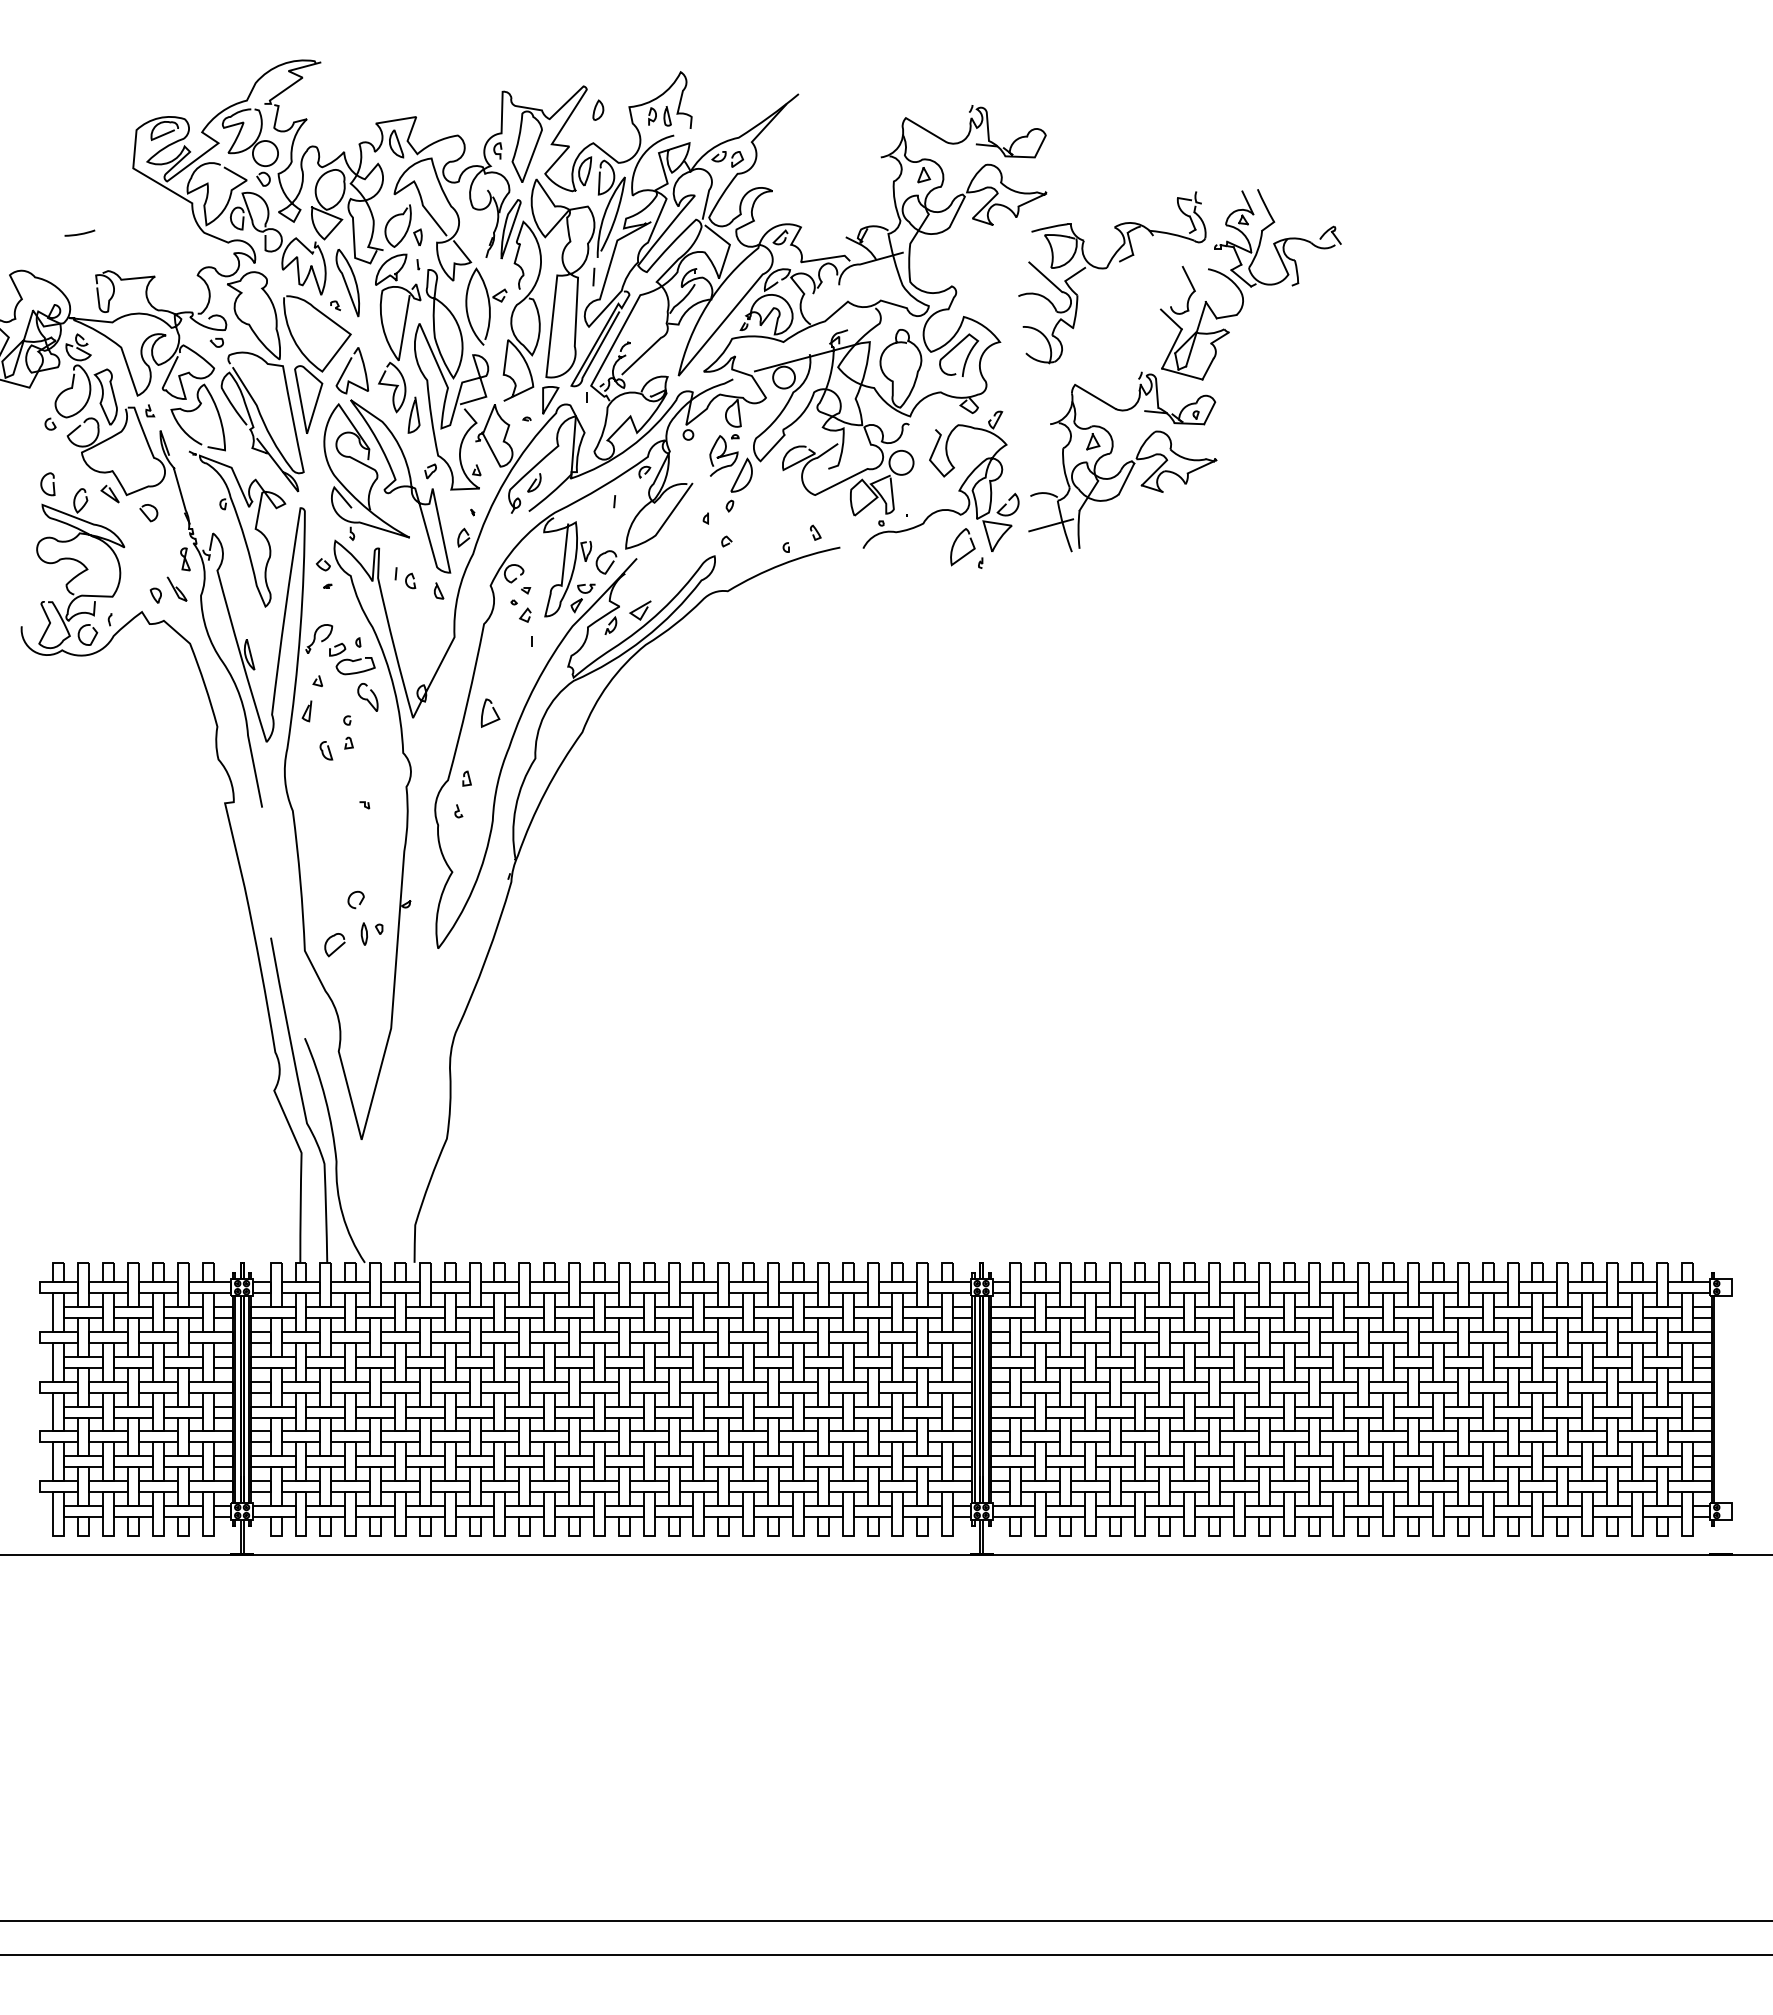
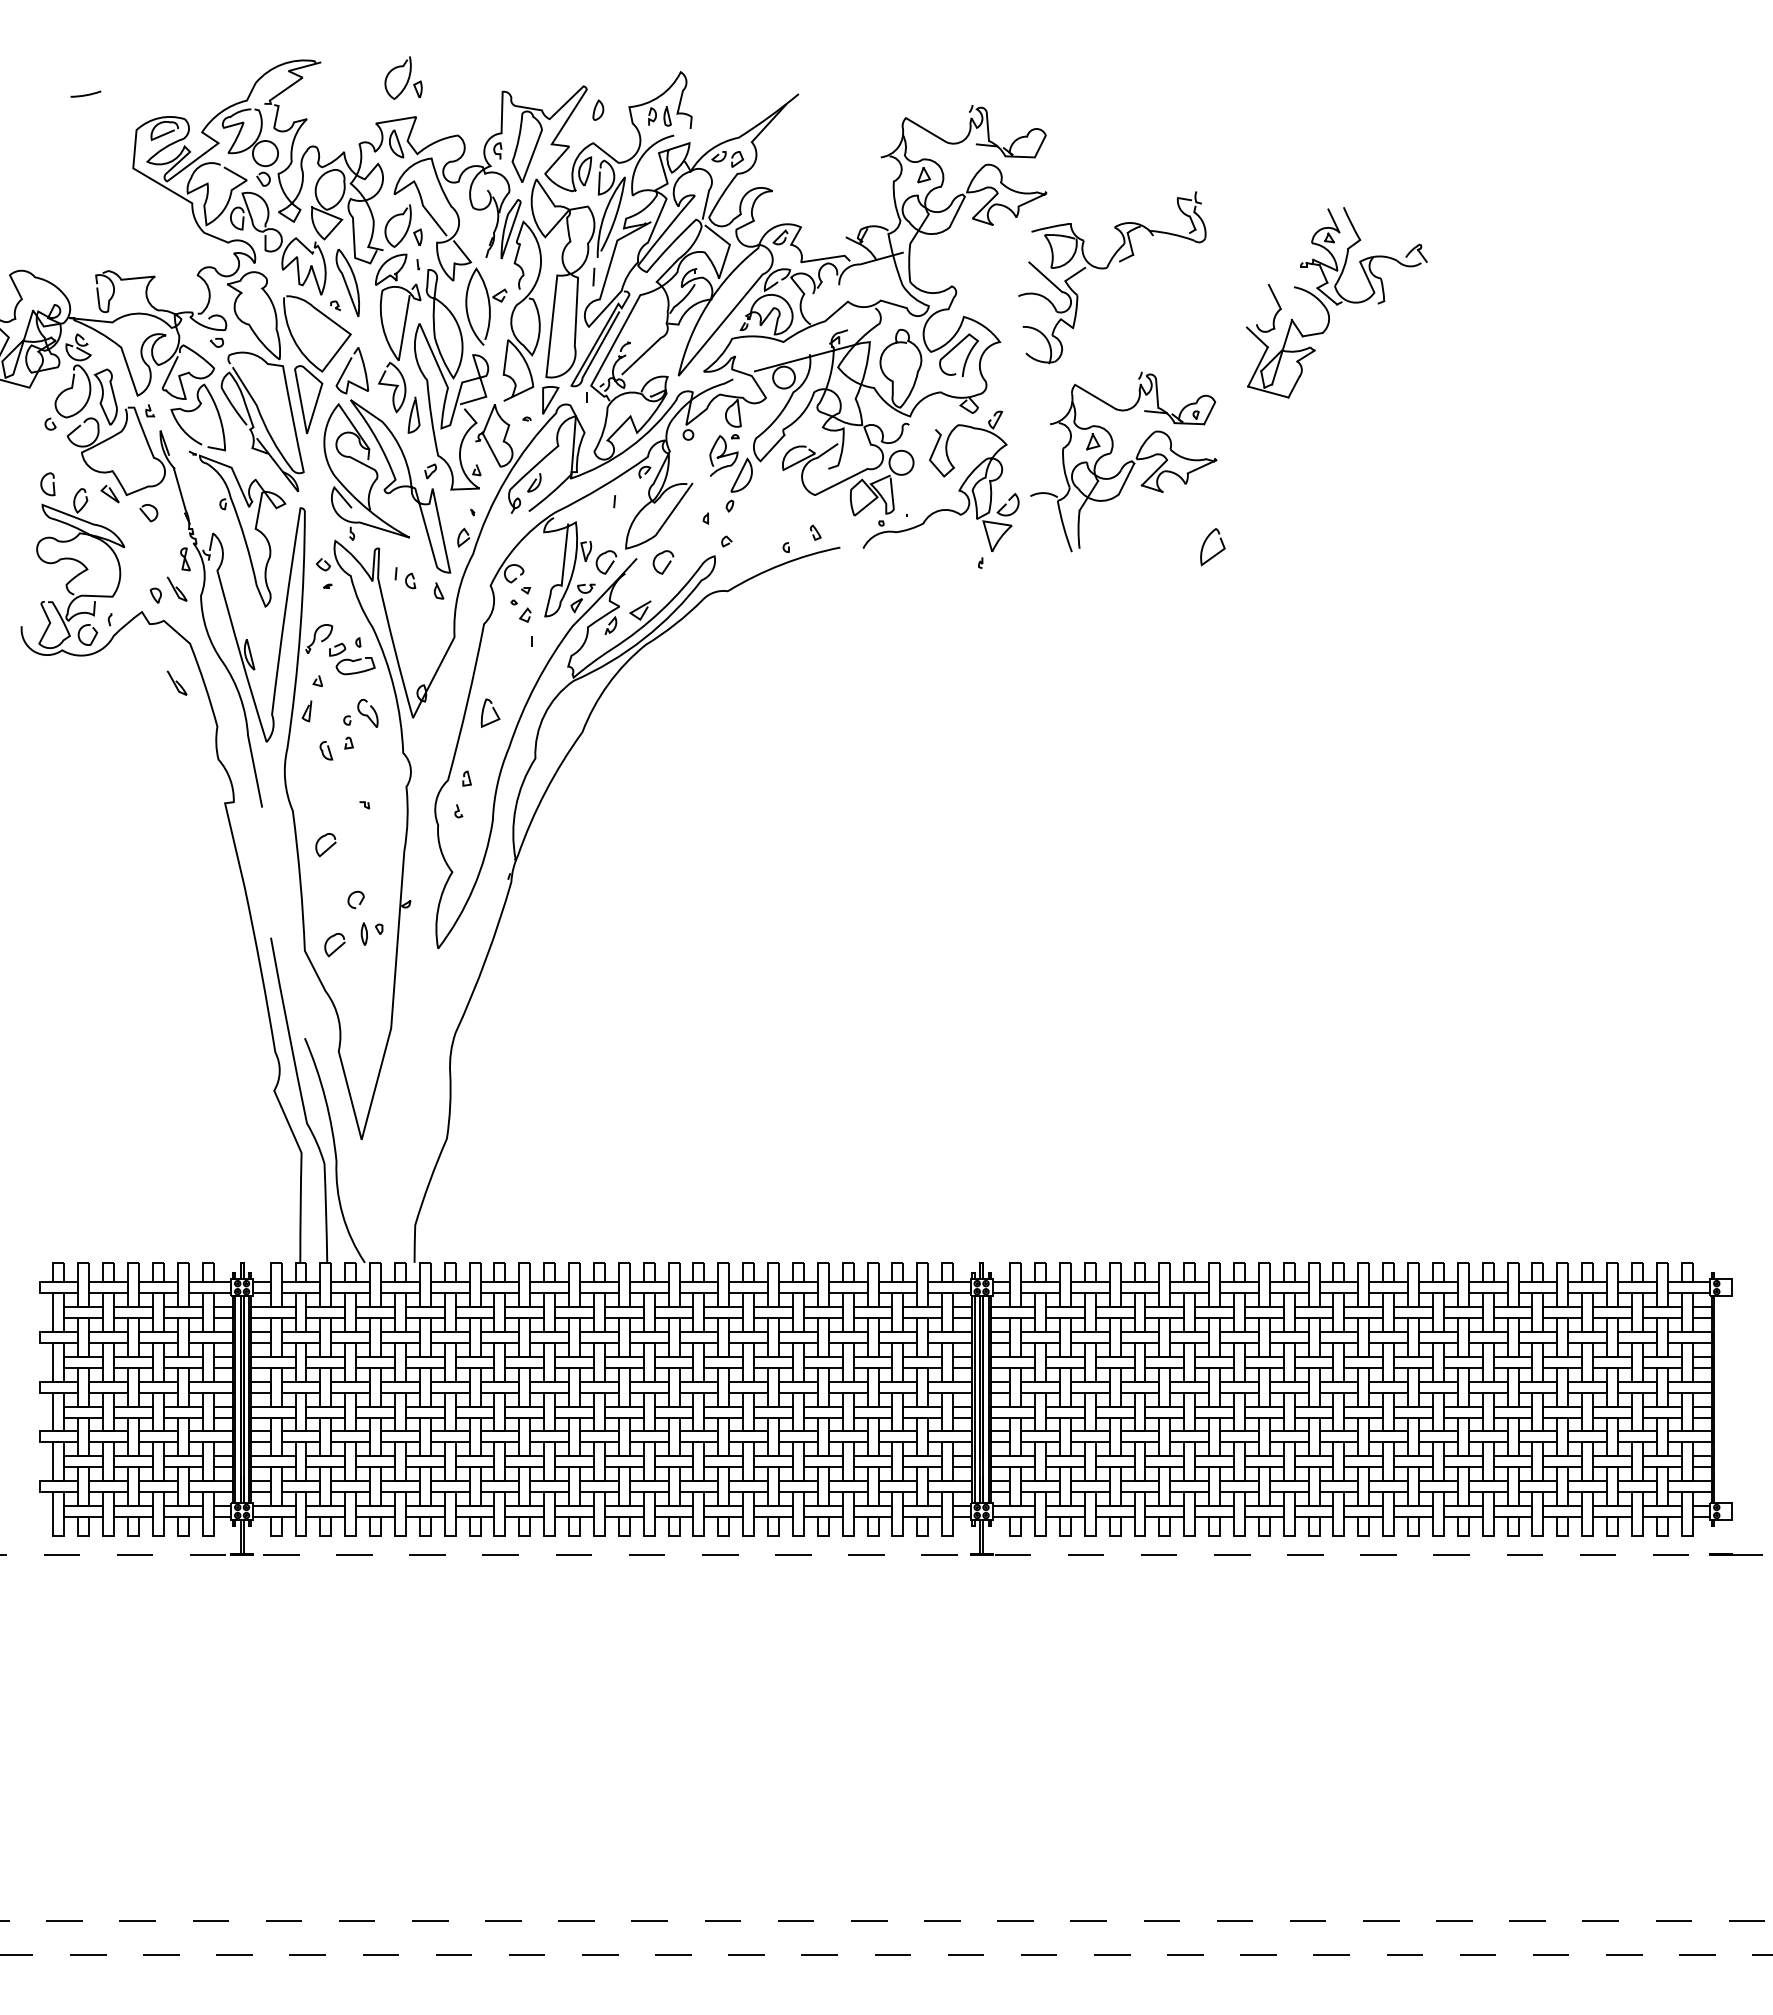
part: none -> present (403, 77)
curve position: (79, 233) -> (85, 94) (85, 94)
part position: (1250, 284) -> (1336, 302) (1336, 302)
line: present -> none (1051, 525)
curve position: (967, 552) -> (1217, 552) (1217, 552)
curve: none -> present (666, 565)
curve: none -> present (176, 682)
curve position: (367, 698) -> (367, 714) (367, 714)
curve: none -> present (328, 847)
line: solid -> dashed (886, 1555)
line: solid -> dashed (886, 1921)
line: solid -> dashed (886, 1954)
